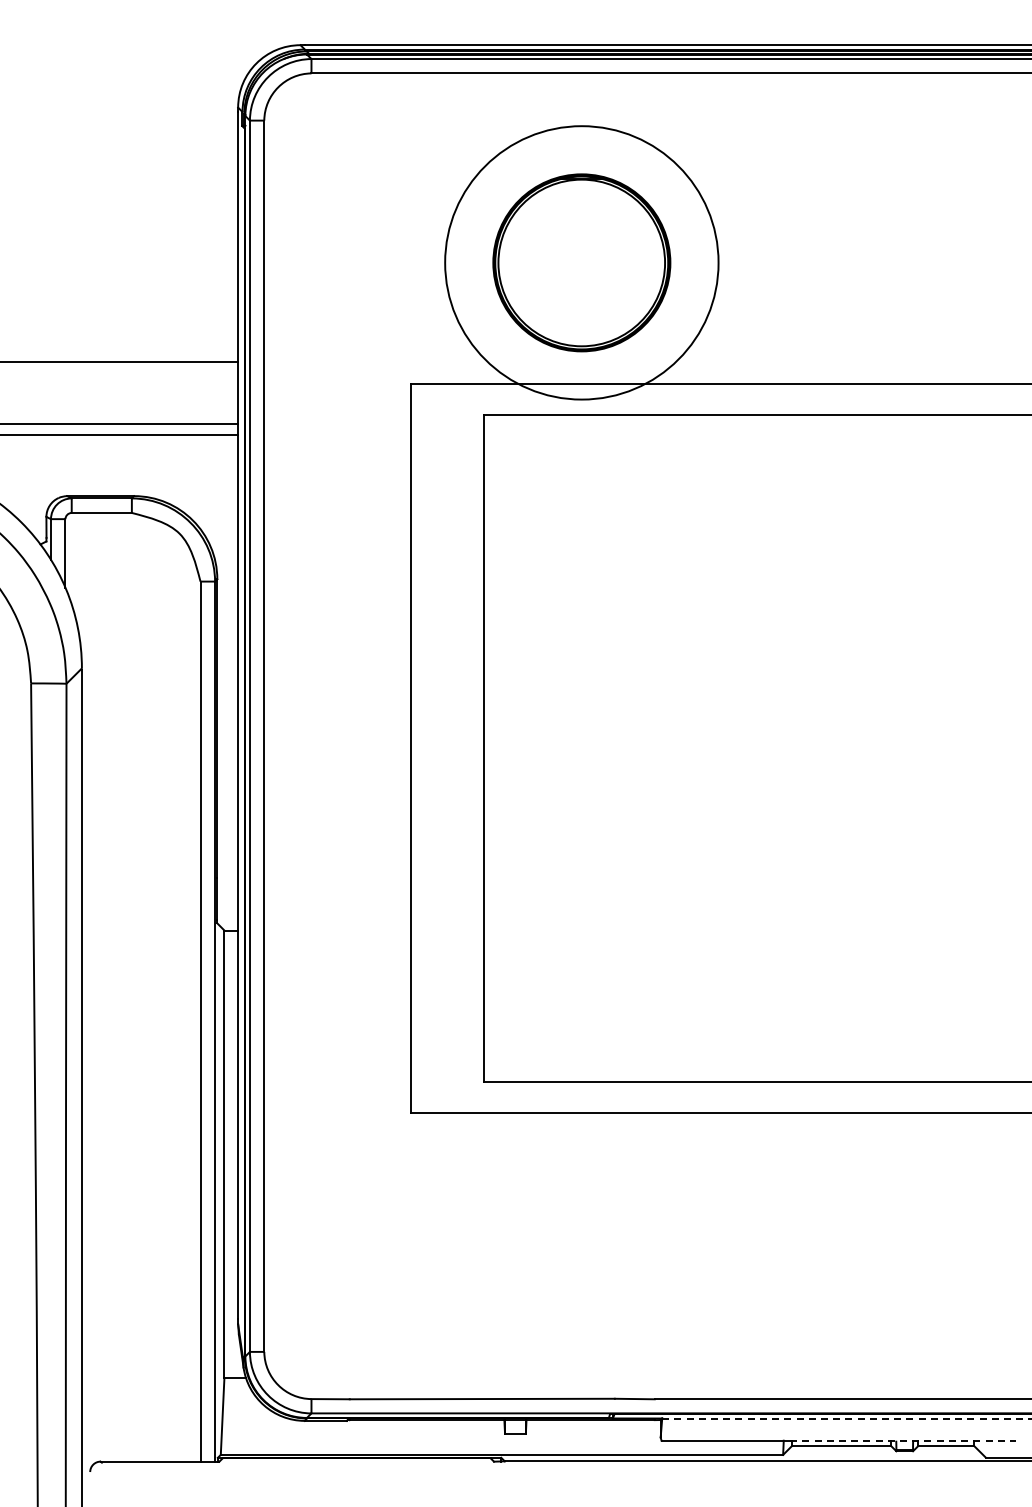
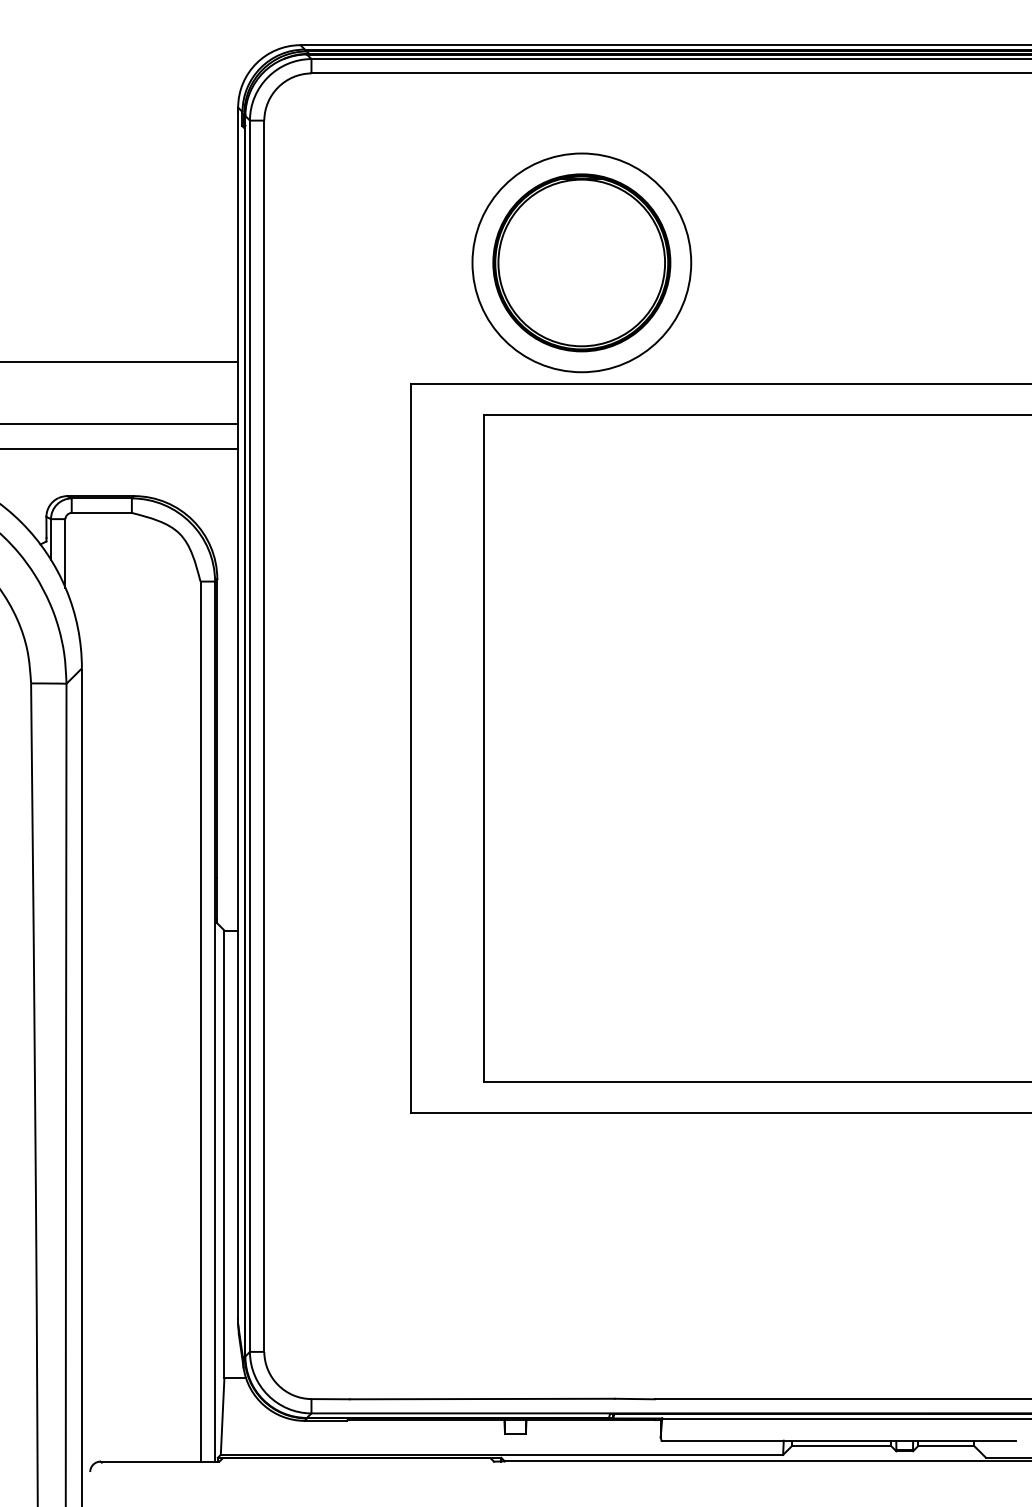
circle diameter: 273 px -> 219 px (581, 262)
line position: (120, 434) -> (120, 448) (120, 448)
line: dashed -> solid (847, 1418)
line: dashed -> solid (903, 1440)
